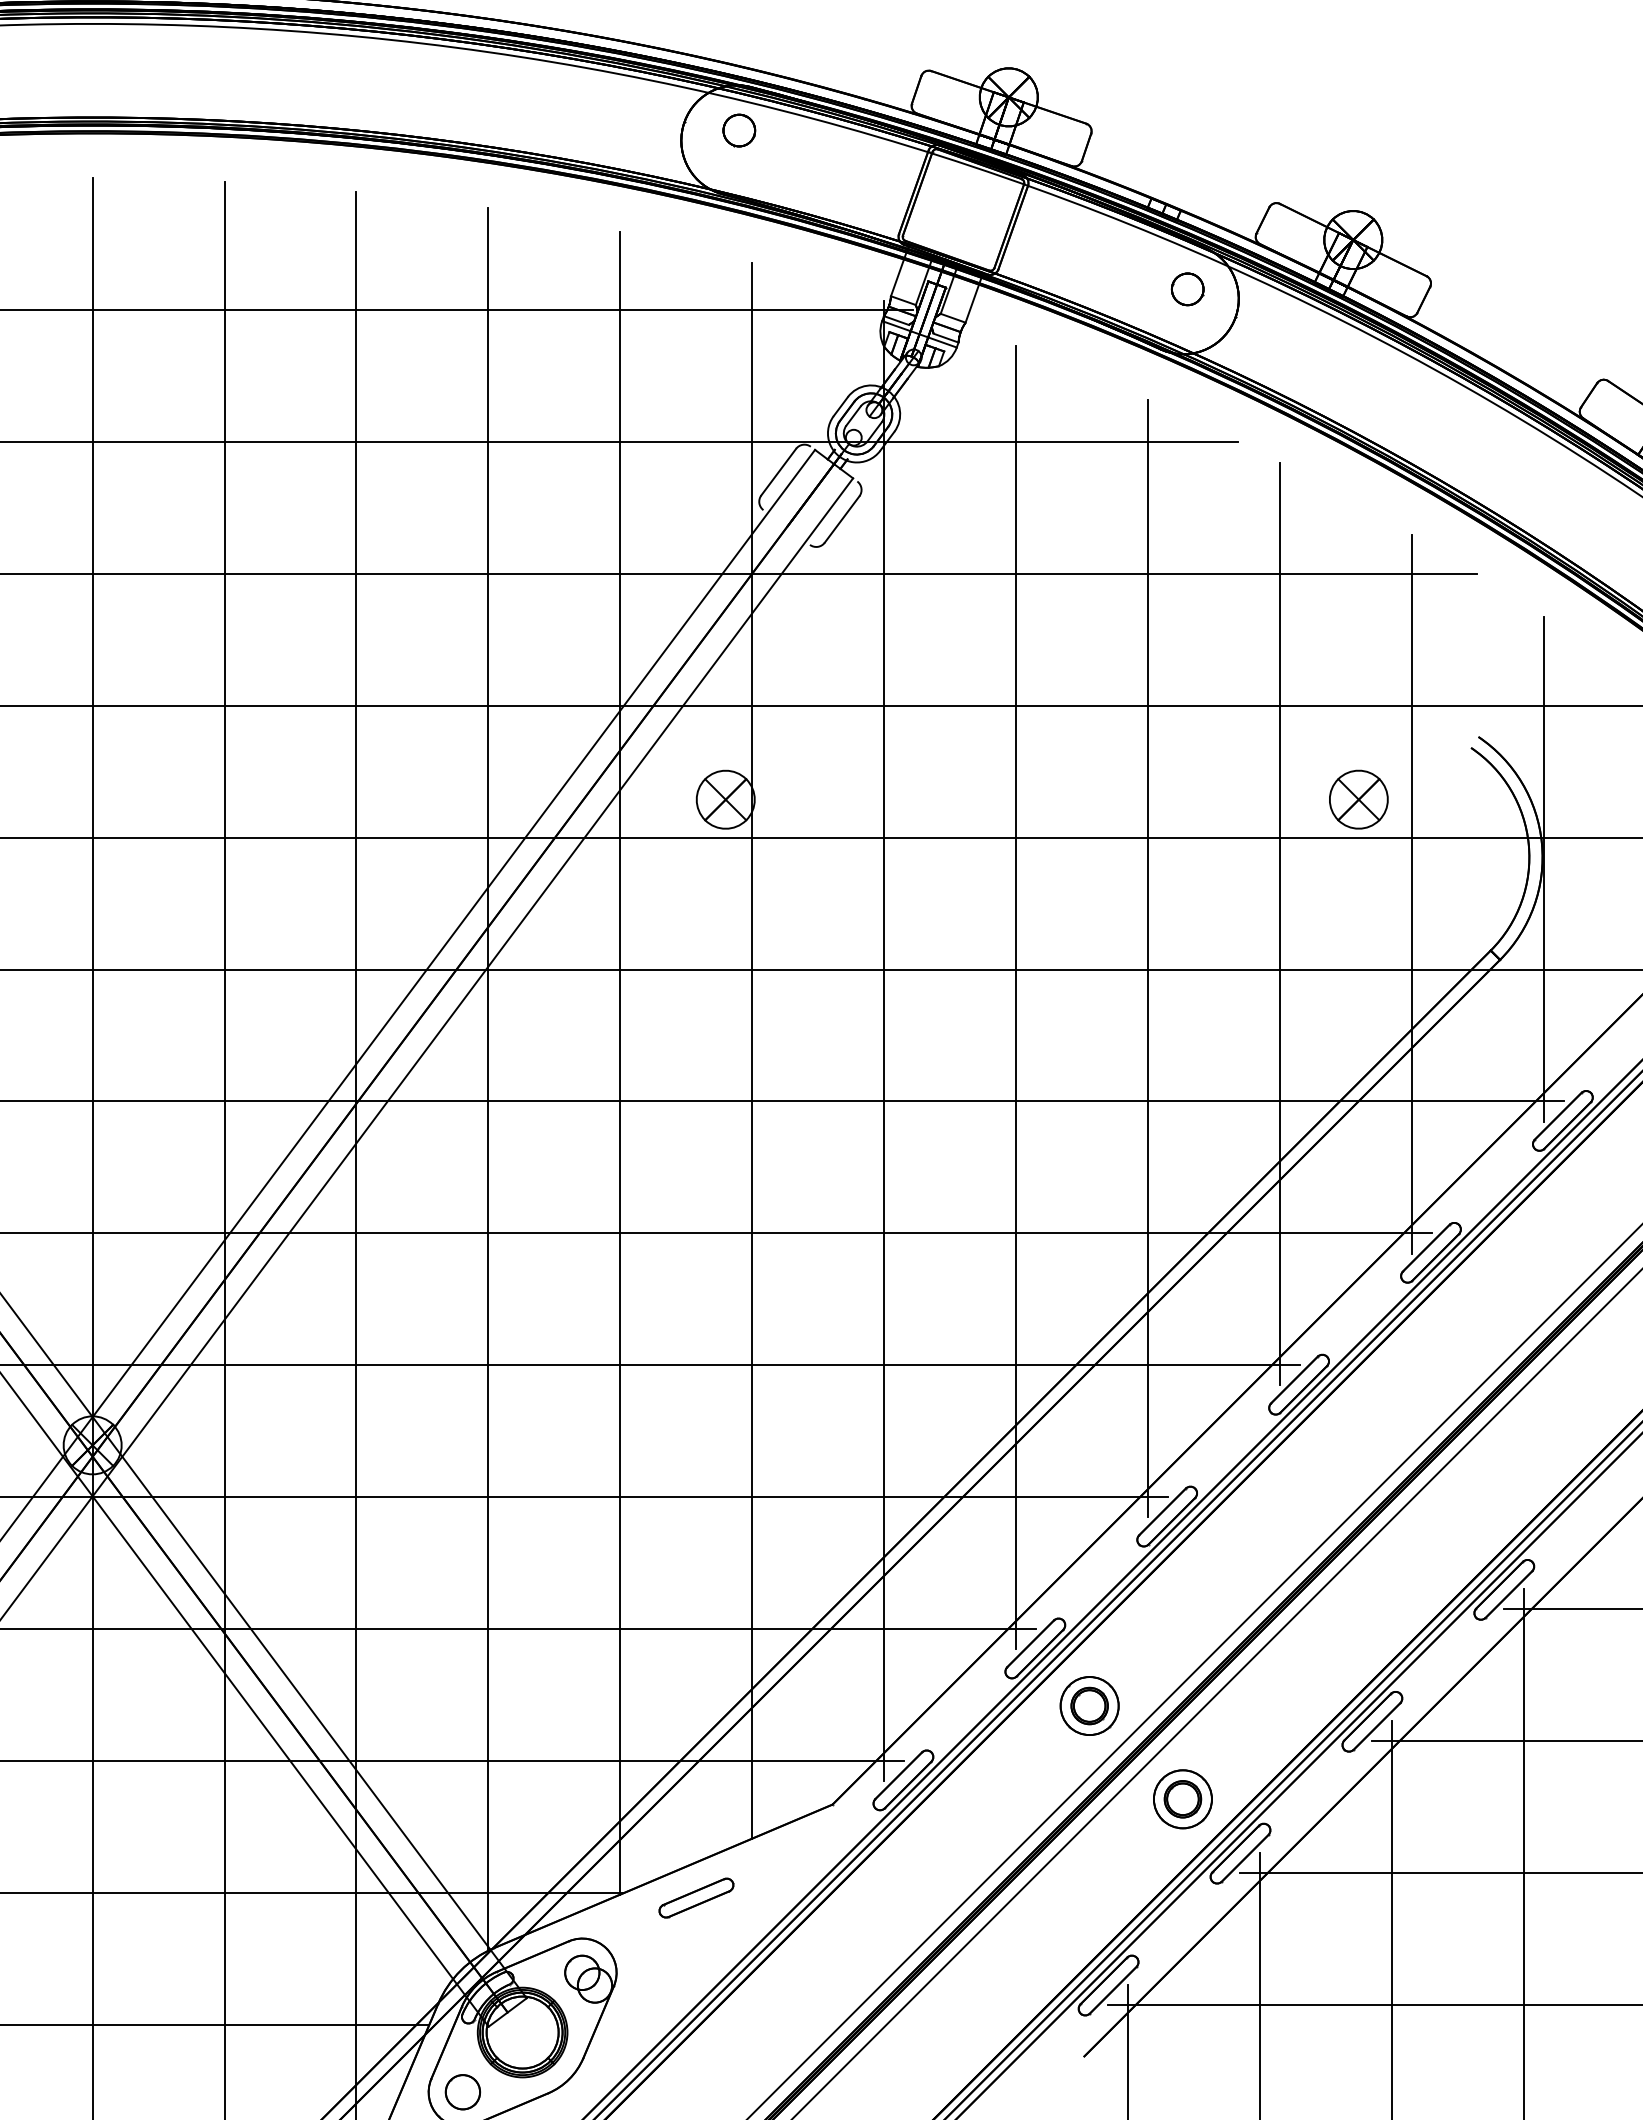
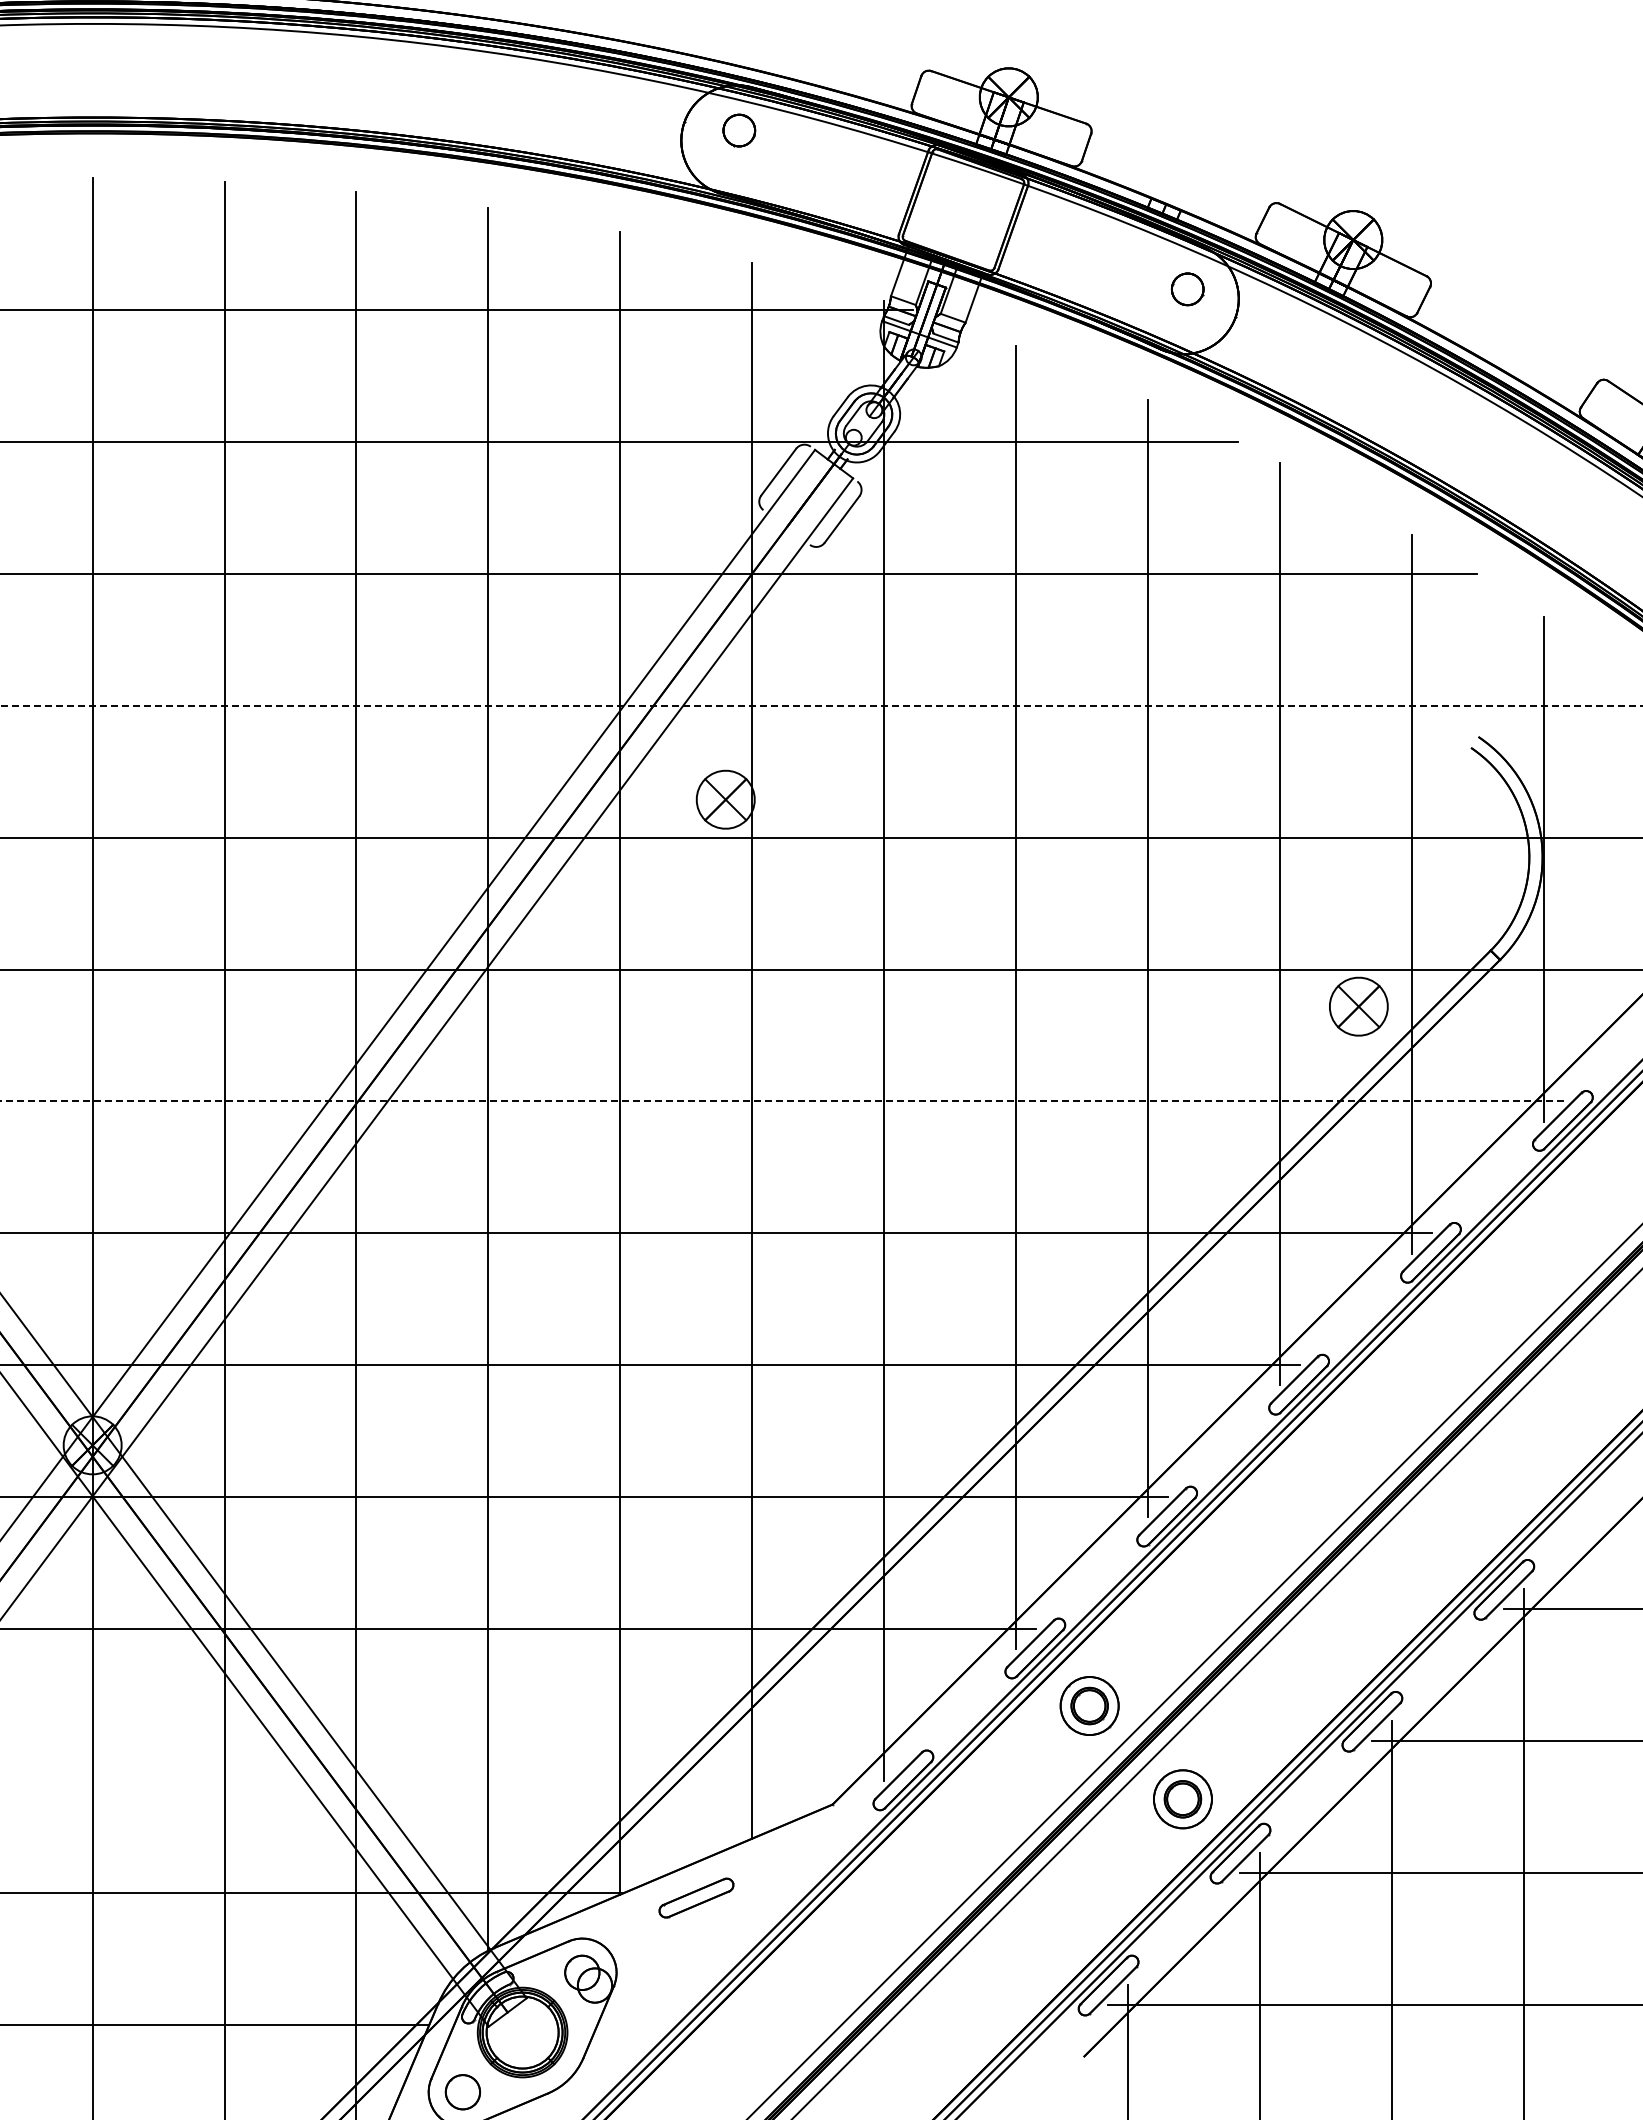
line: solid -> dashed (820, 705)
part position: (1358, 799) -> (1358, 1006) (1358, 1006)
line: solid -> dashed (781, 1101)
line: present -> none (453, 1760)
